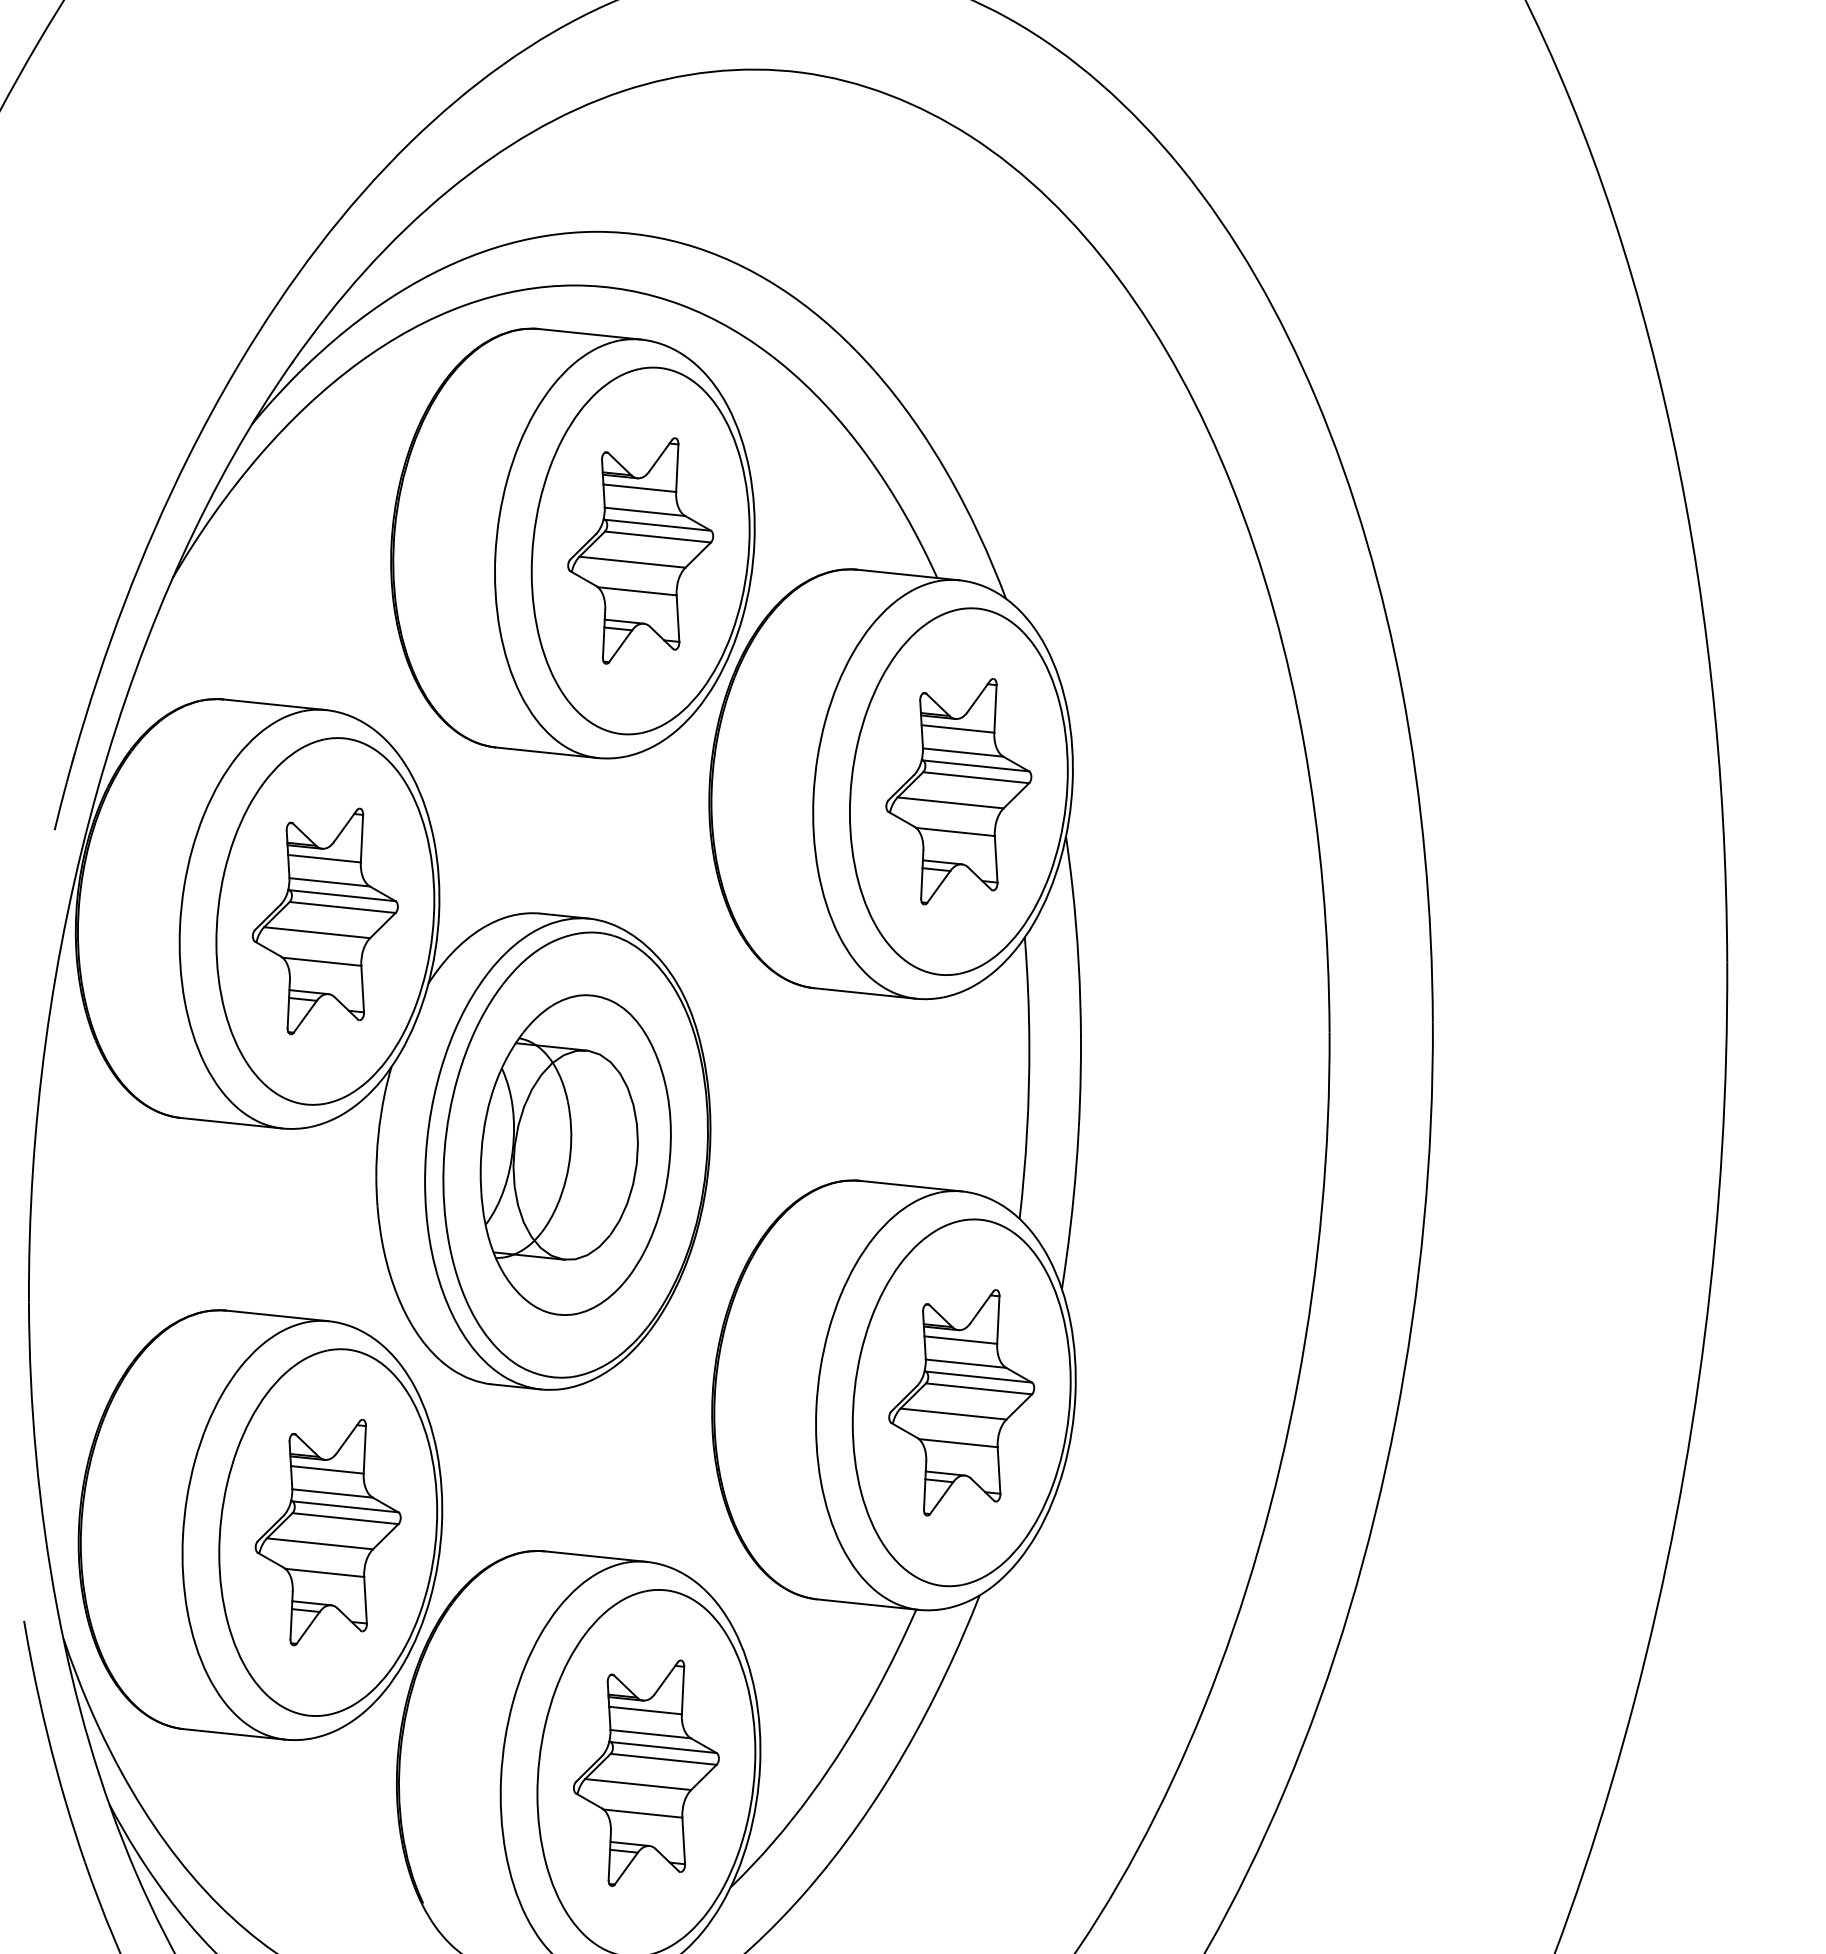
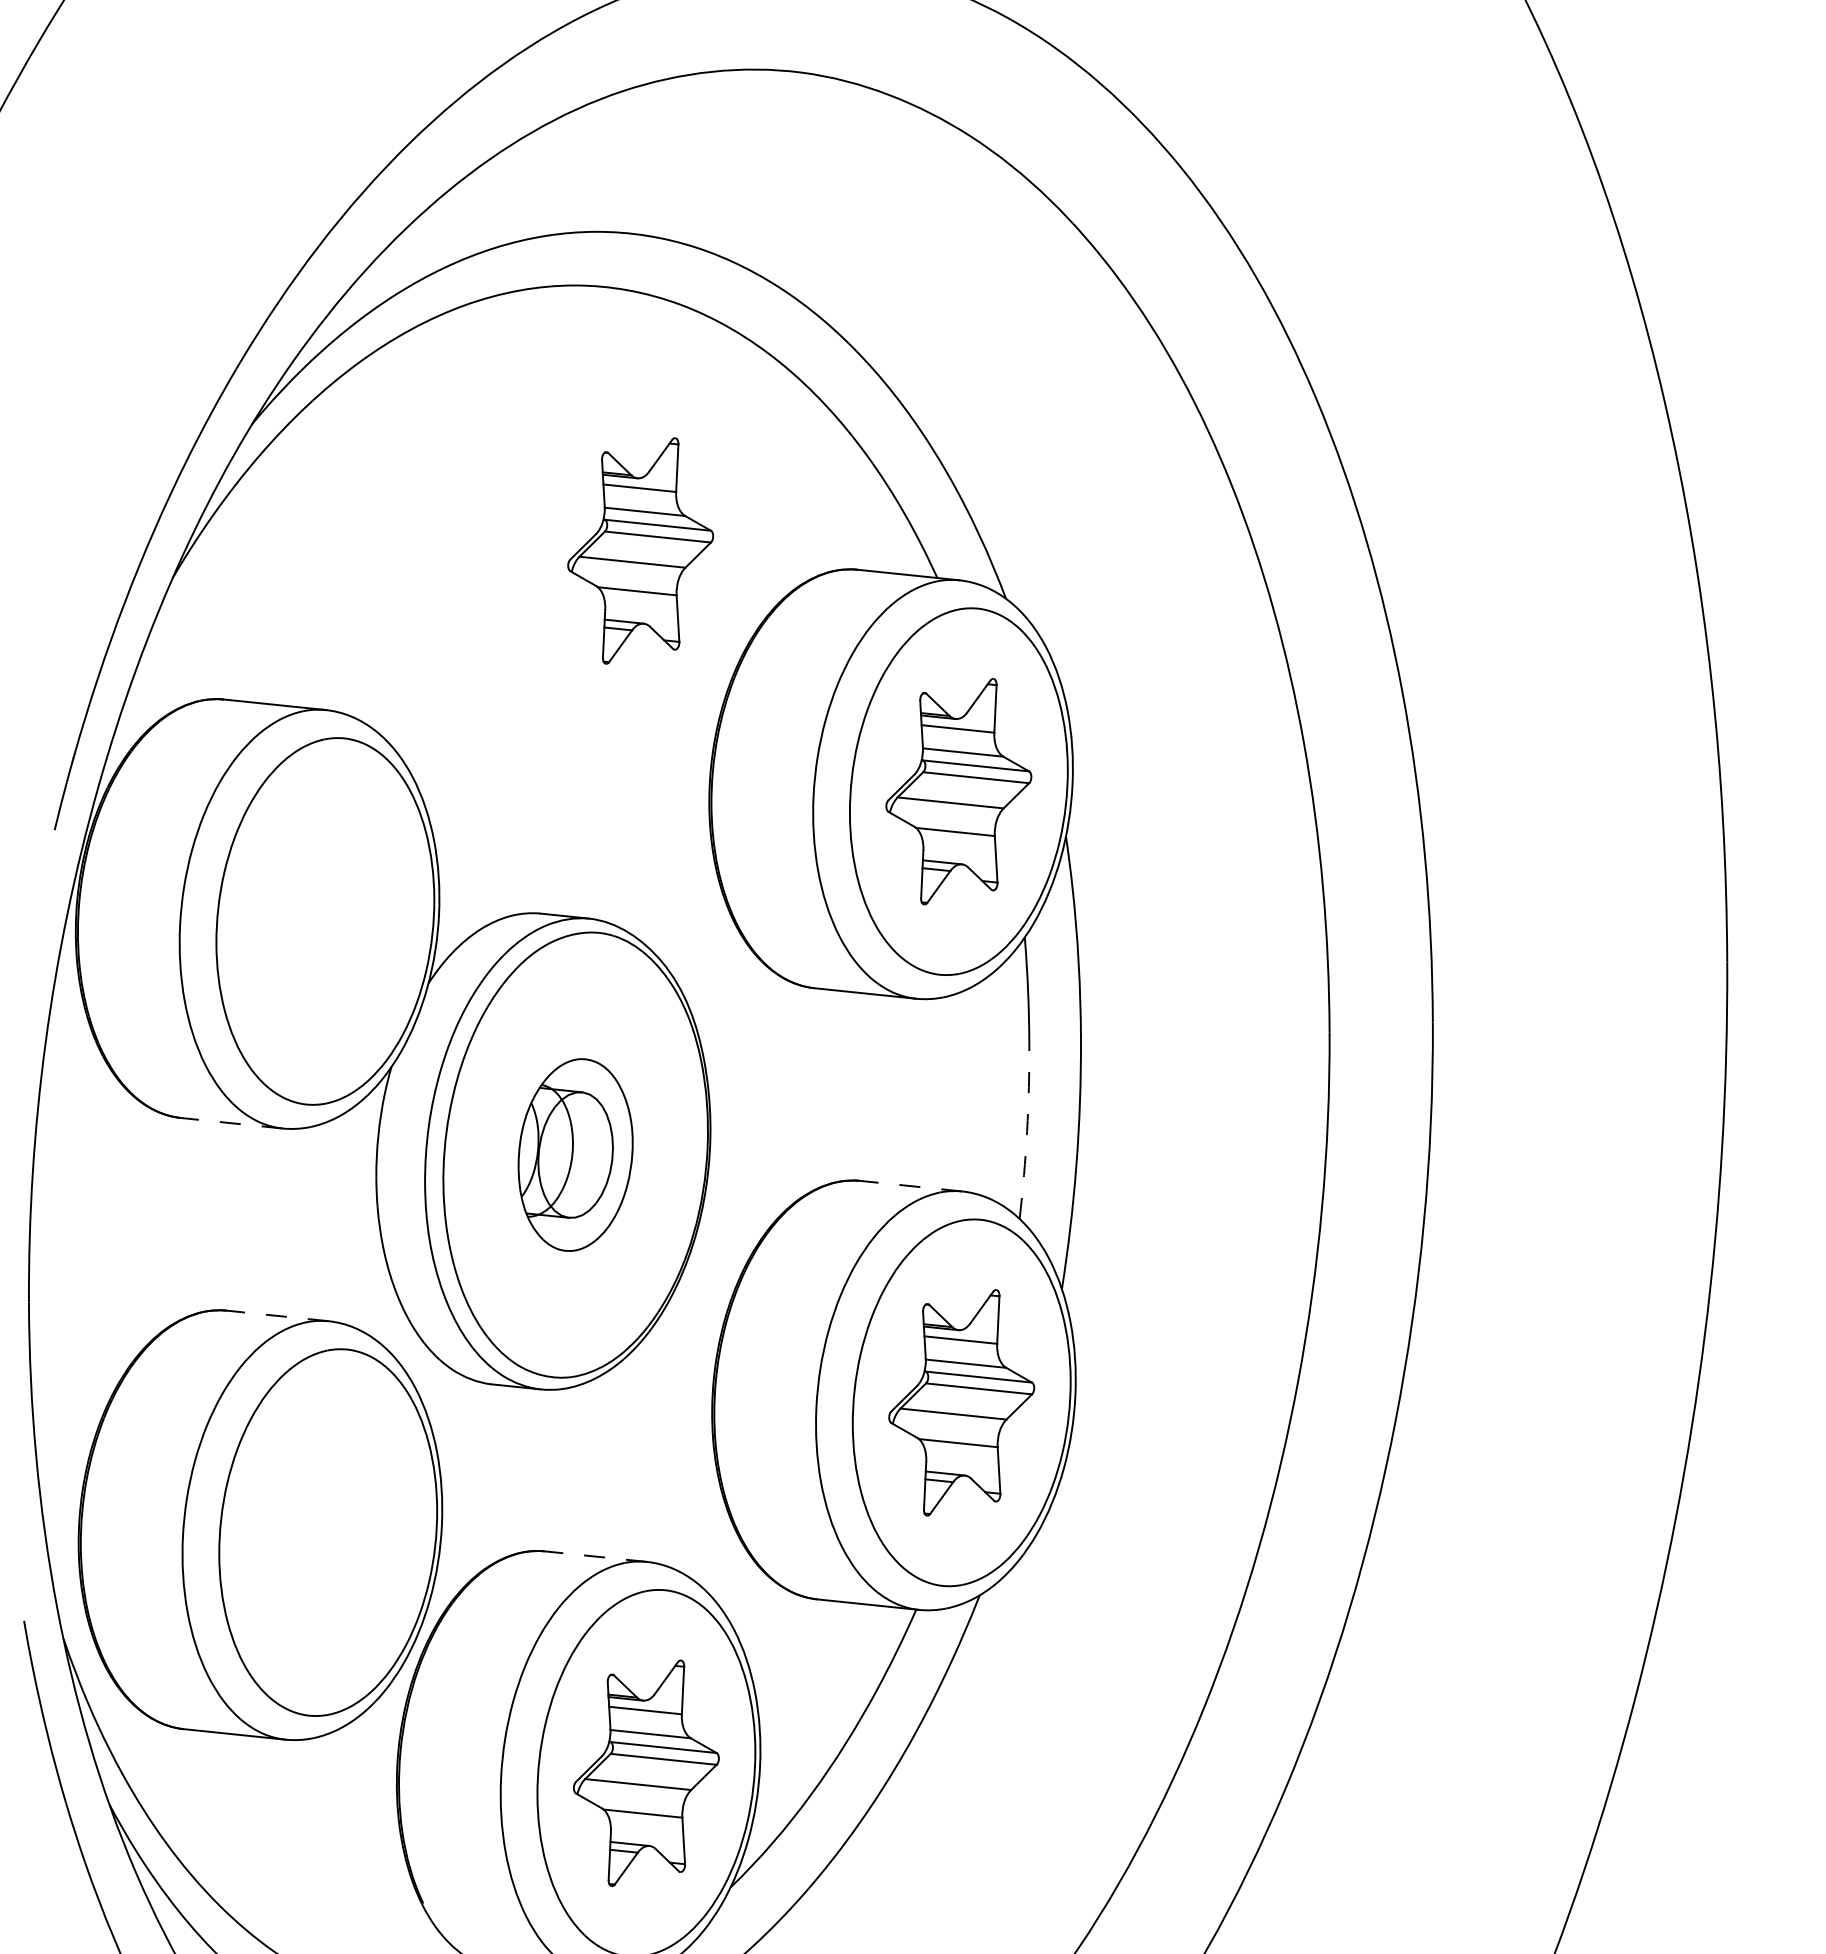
part: present -> none (572, 543)
part: present -> none (325, 921)
line: solid -> dashed (231, 1123)
arc: solid -> dashed (1027, 1131)
part size: 193x322 px -> 117x194 px (575, 1154)
line: solid -> dashed (910, 1186)
line: solid -> dashed (277, 1315)
part: present -> none (327, 1532)
line: solid -> dashed (595, 1556)
